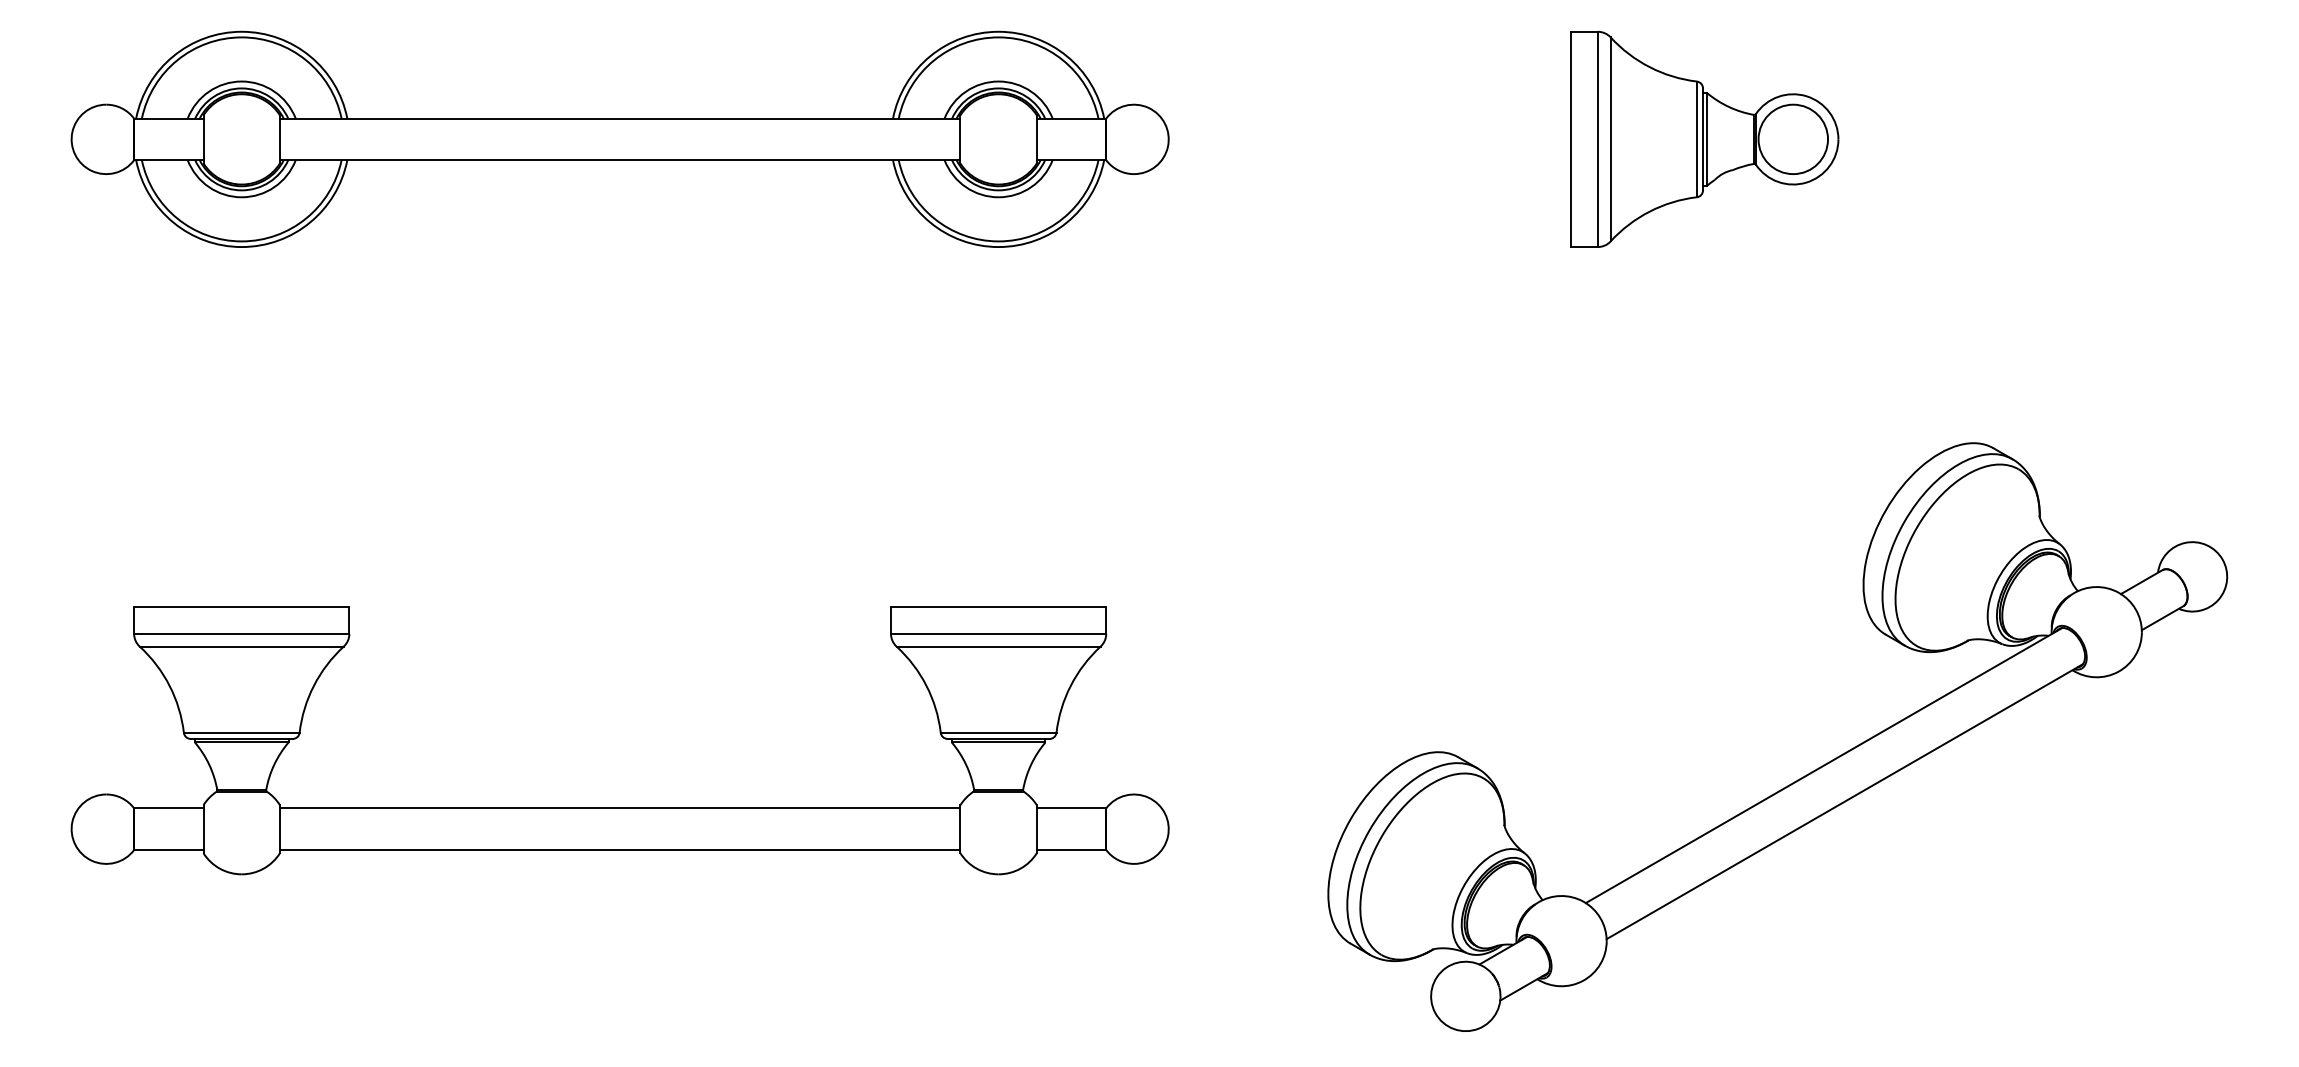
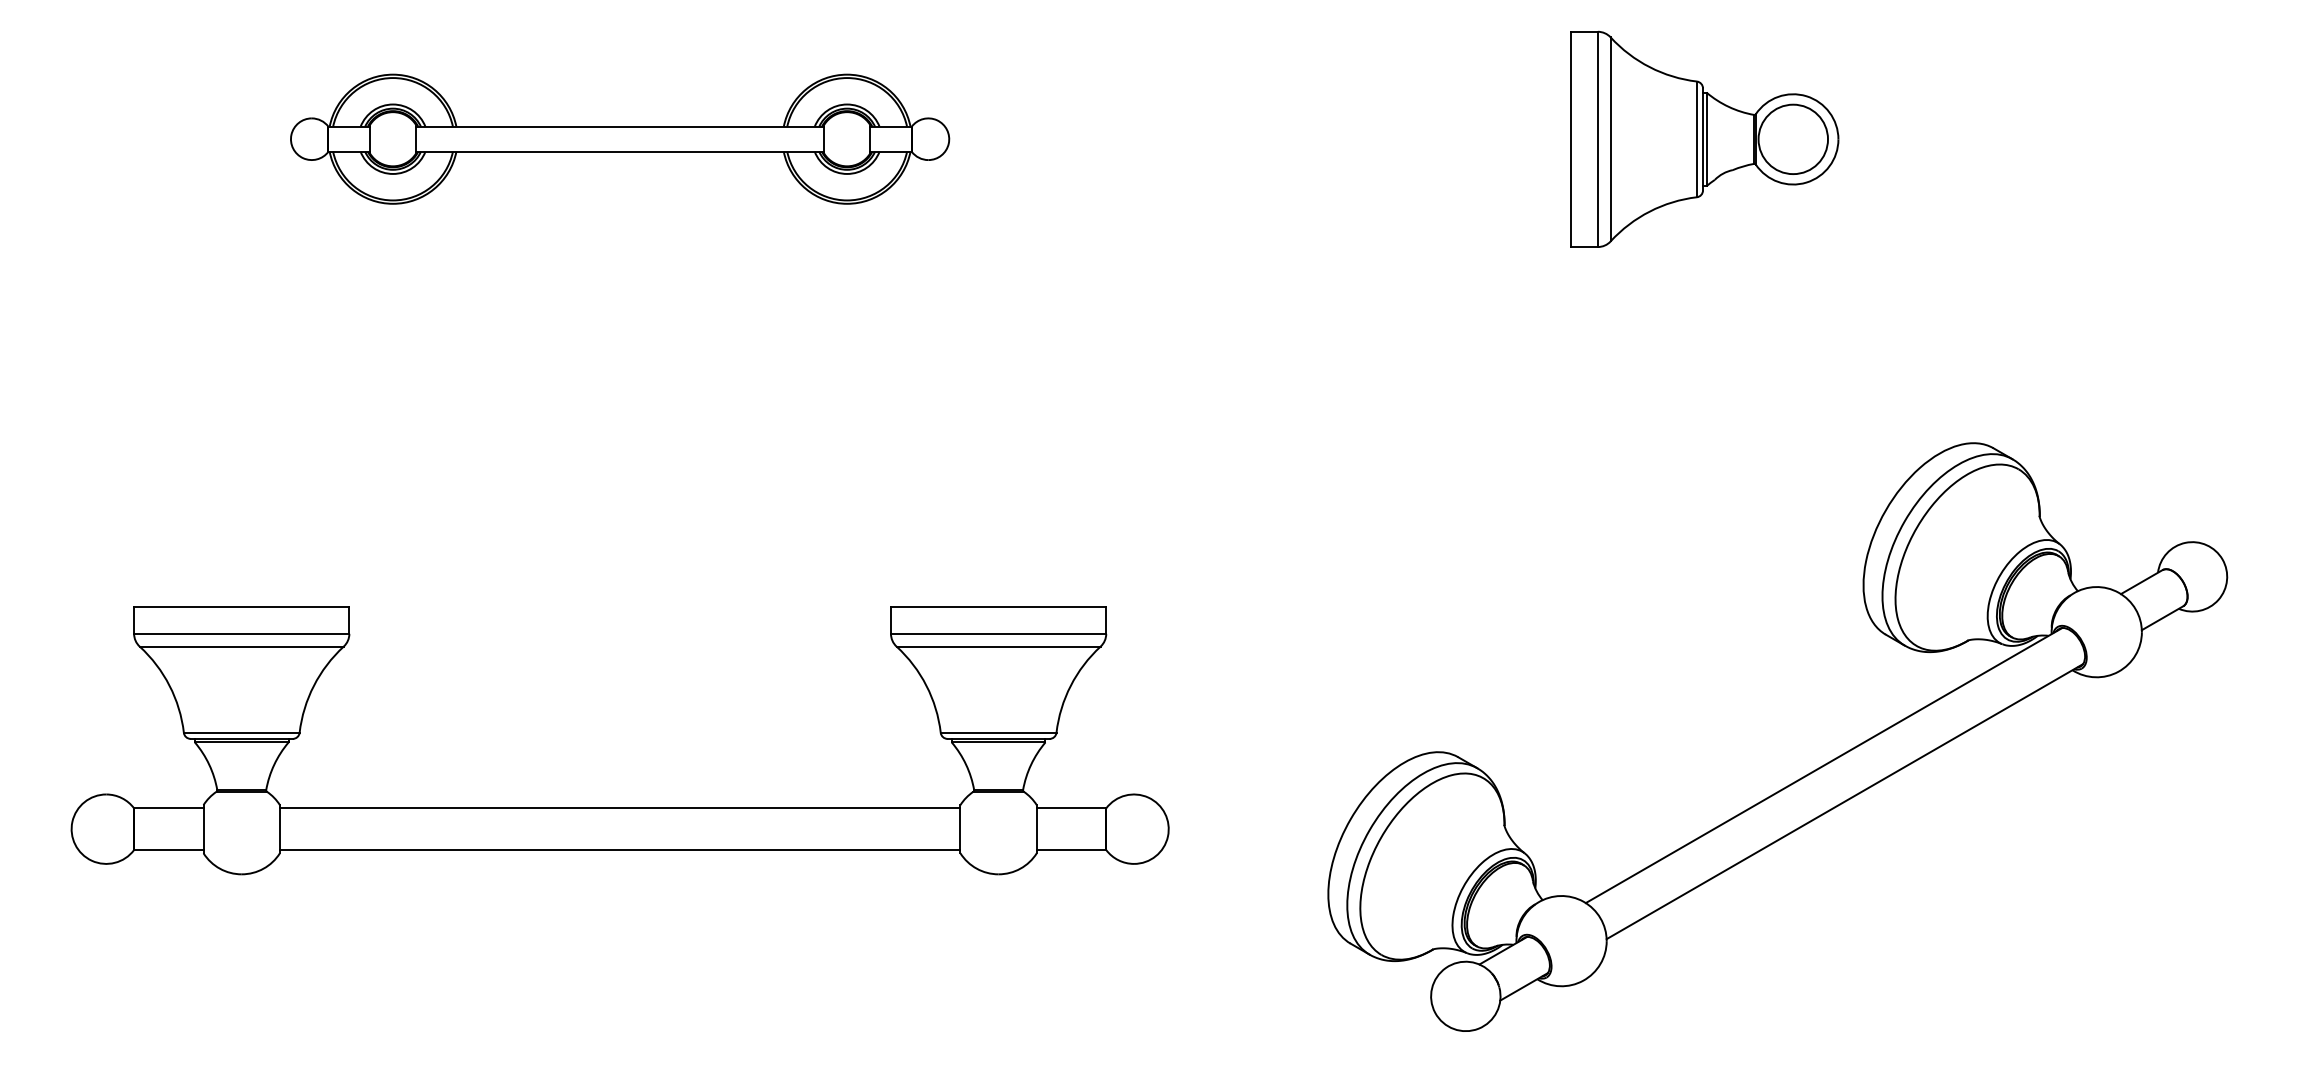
part size: 1100x218 px -> 661x132 px (620, 138)
